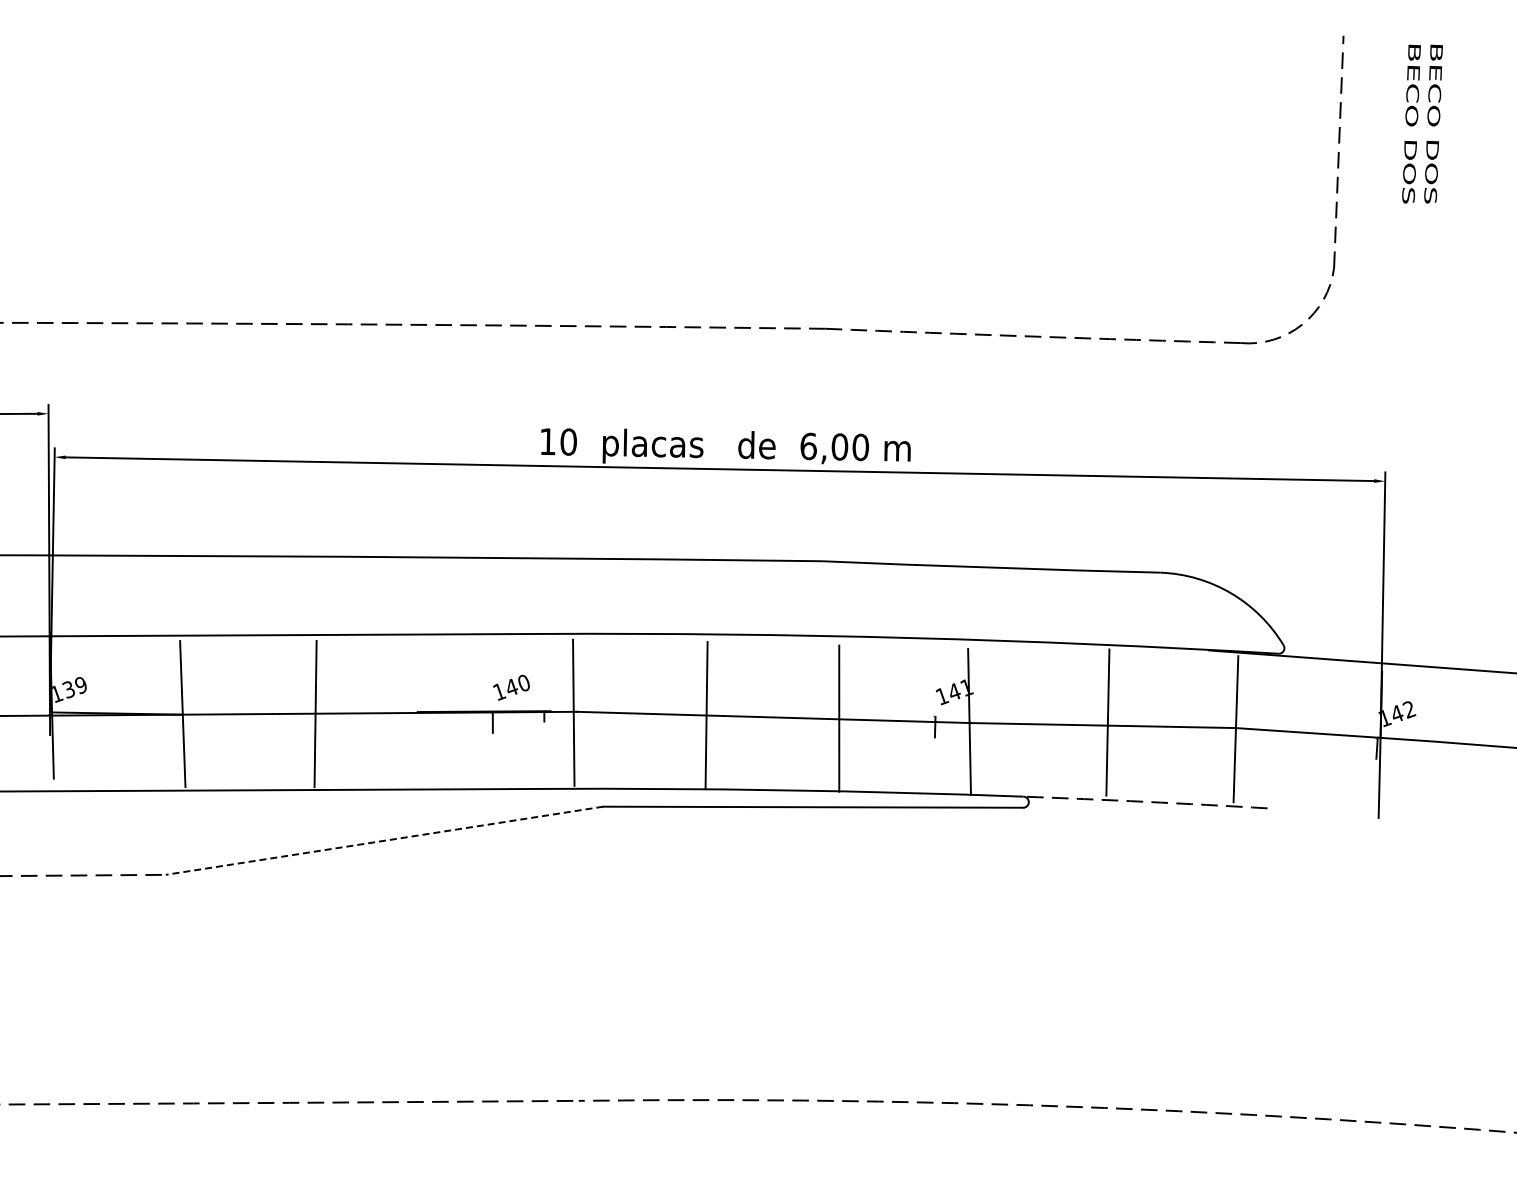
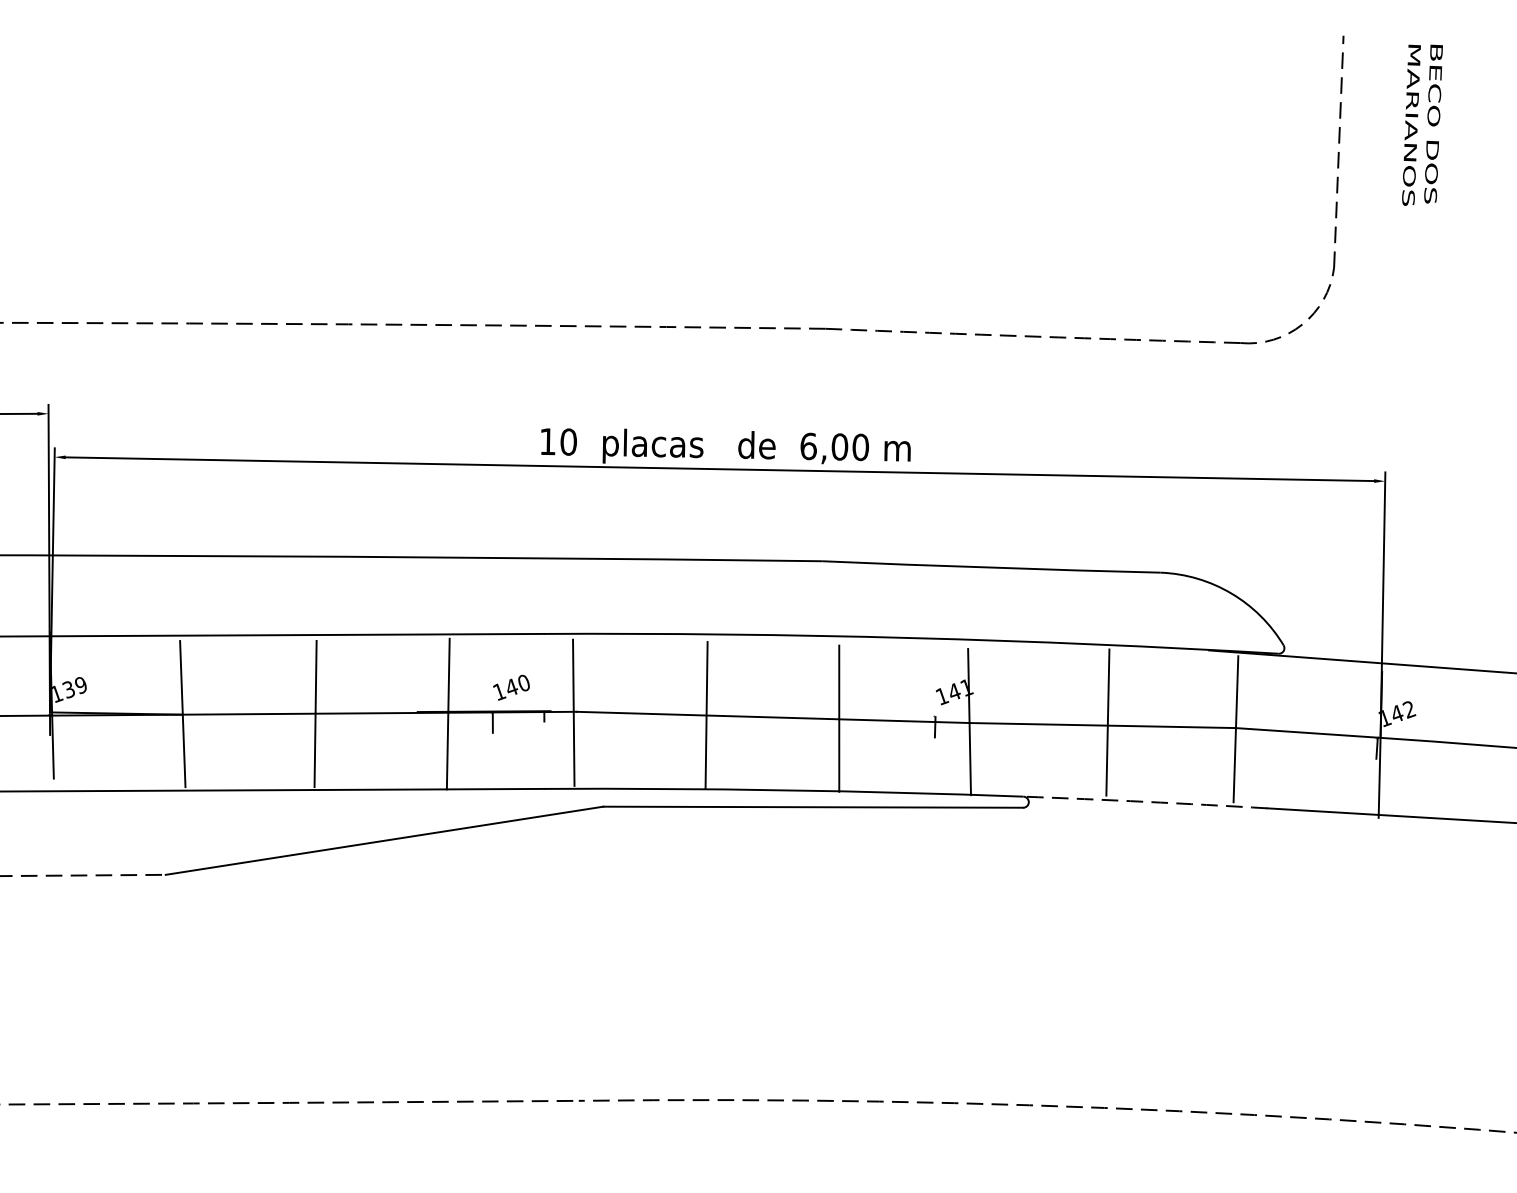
text: BECO DOS -> MARIANOS (1411, 126)
line: none -> present (447, 713)
line: none -> present (1390, 815)
line: dashed -> solid (384, 840)
